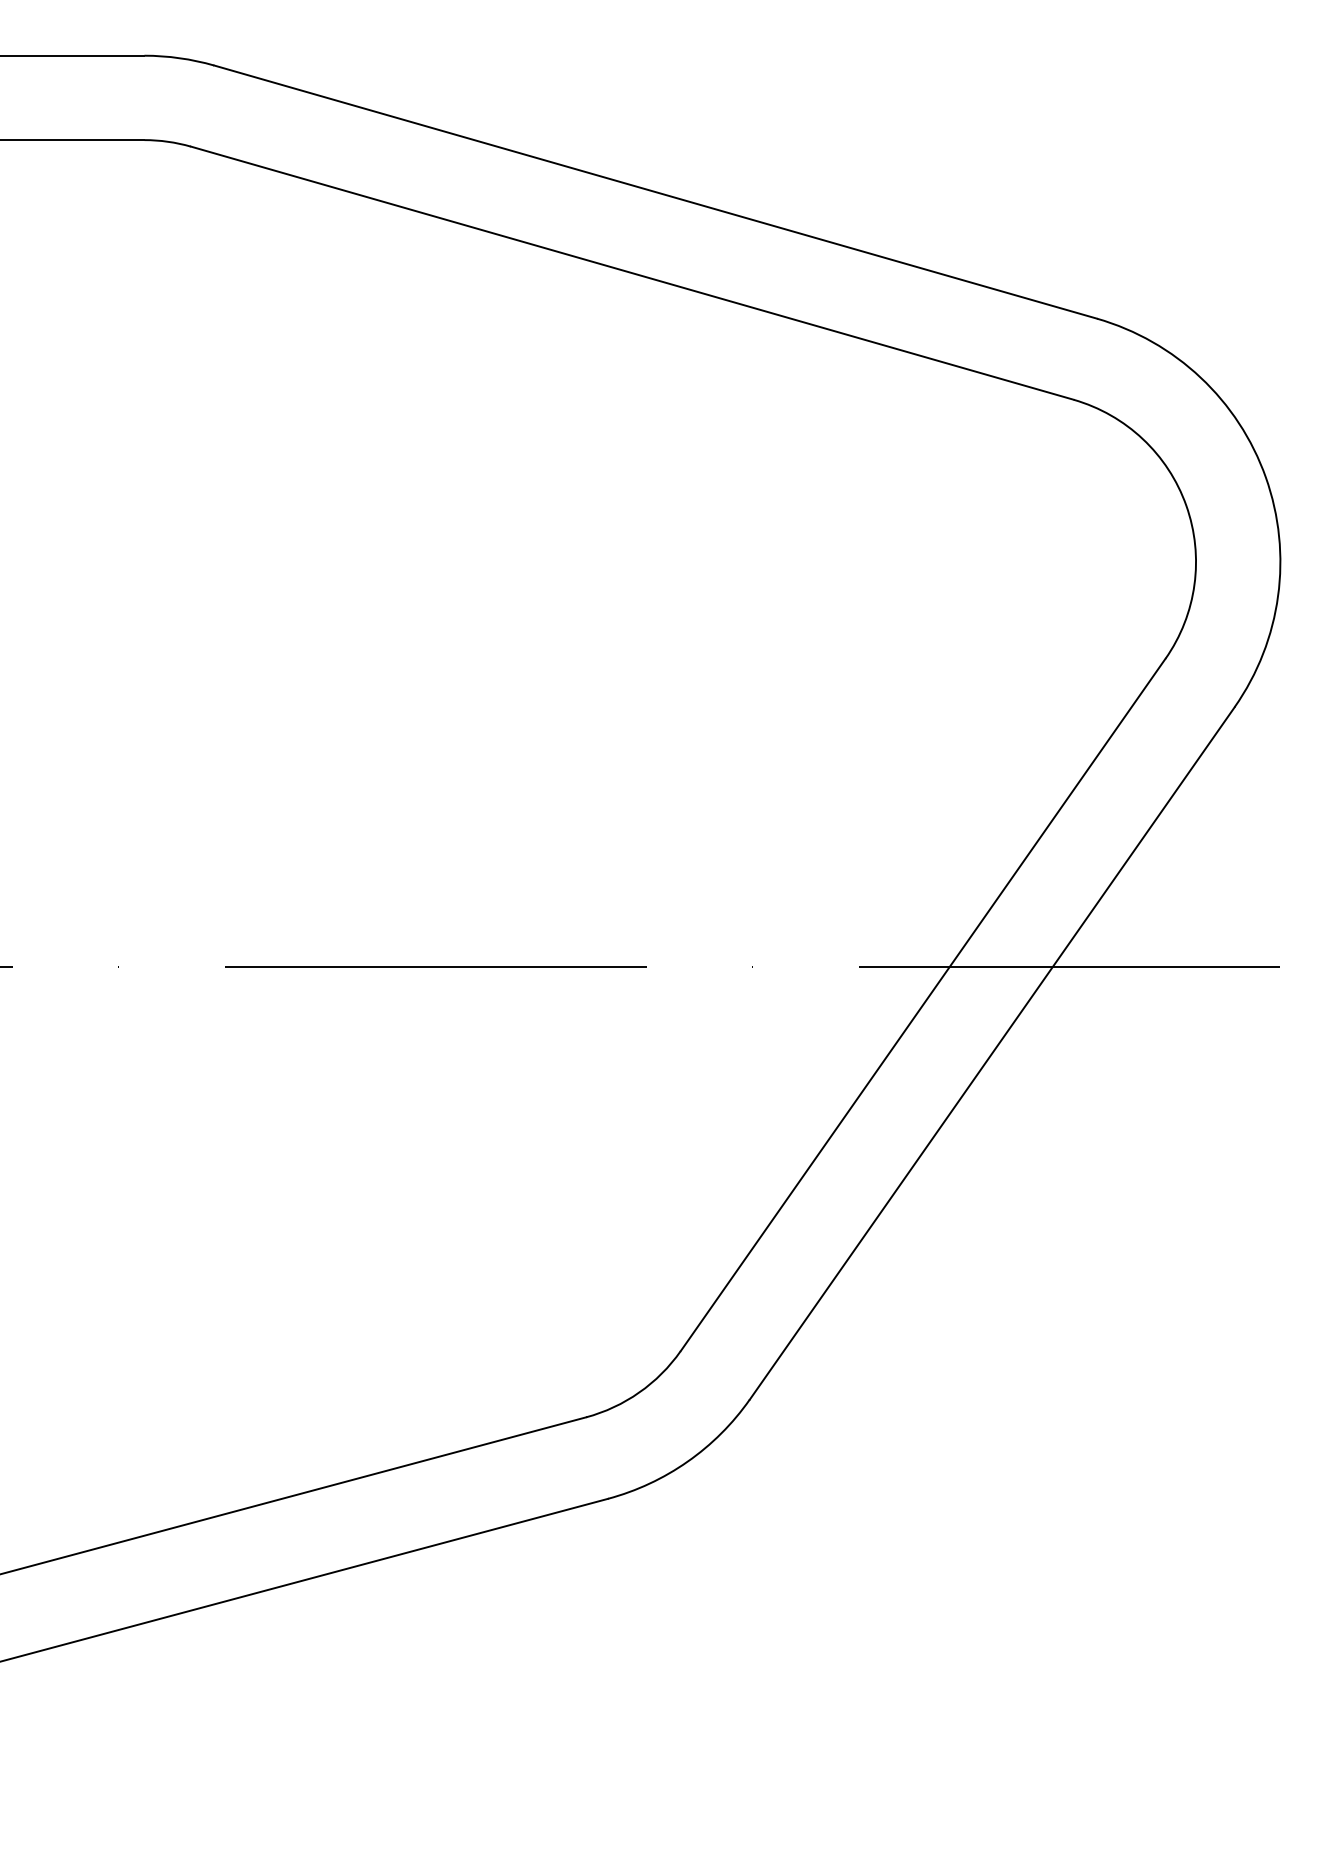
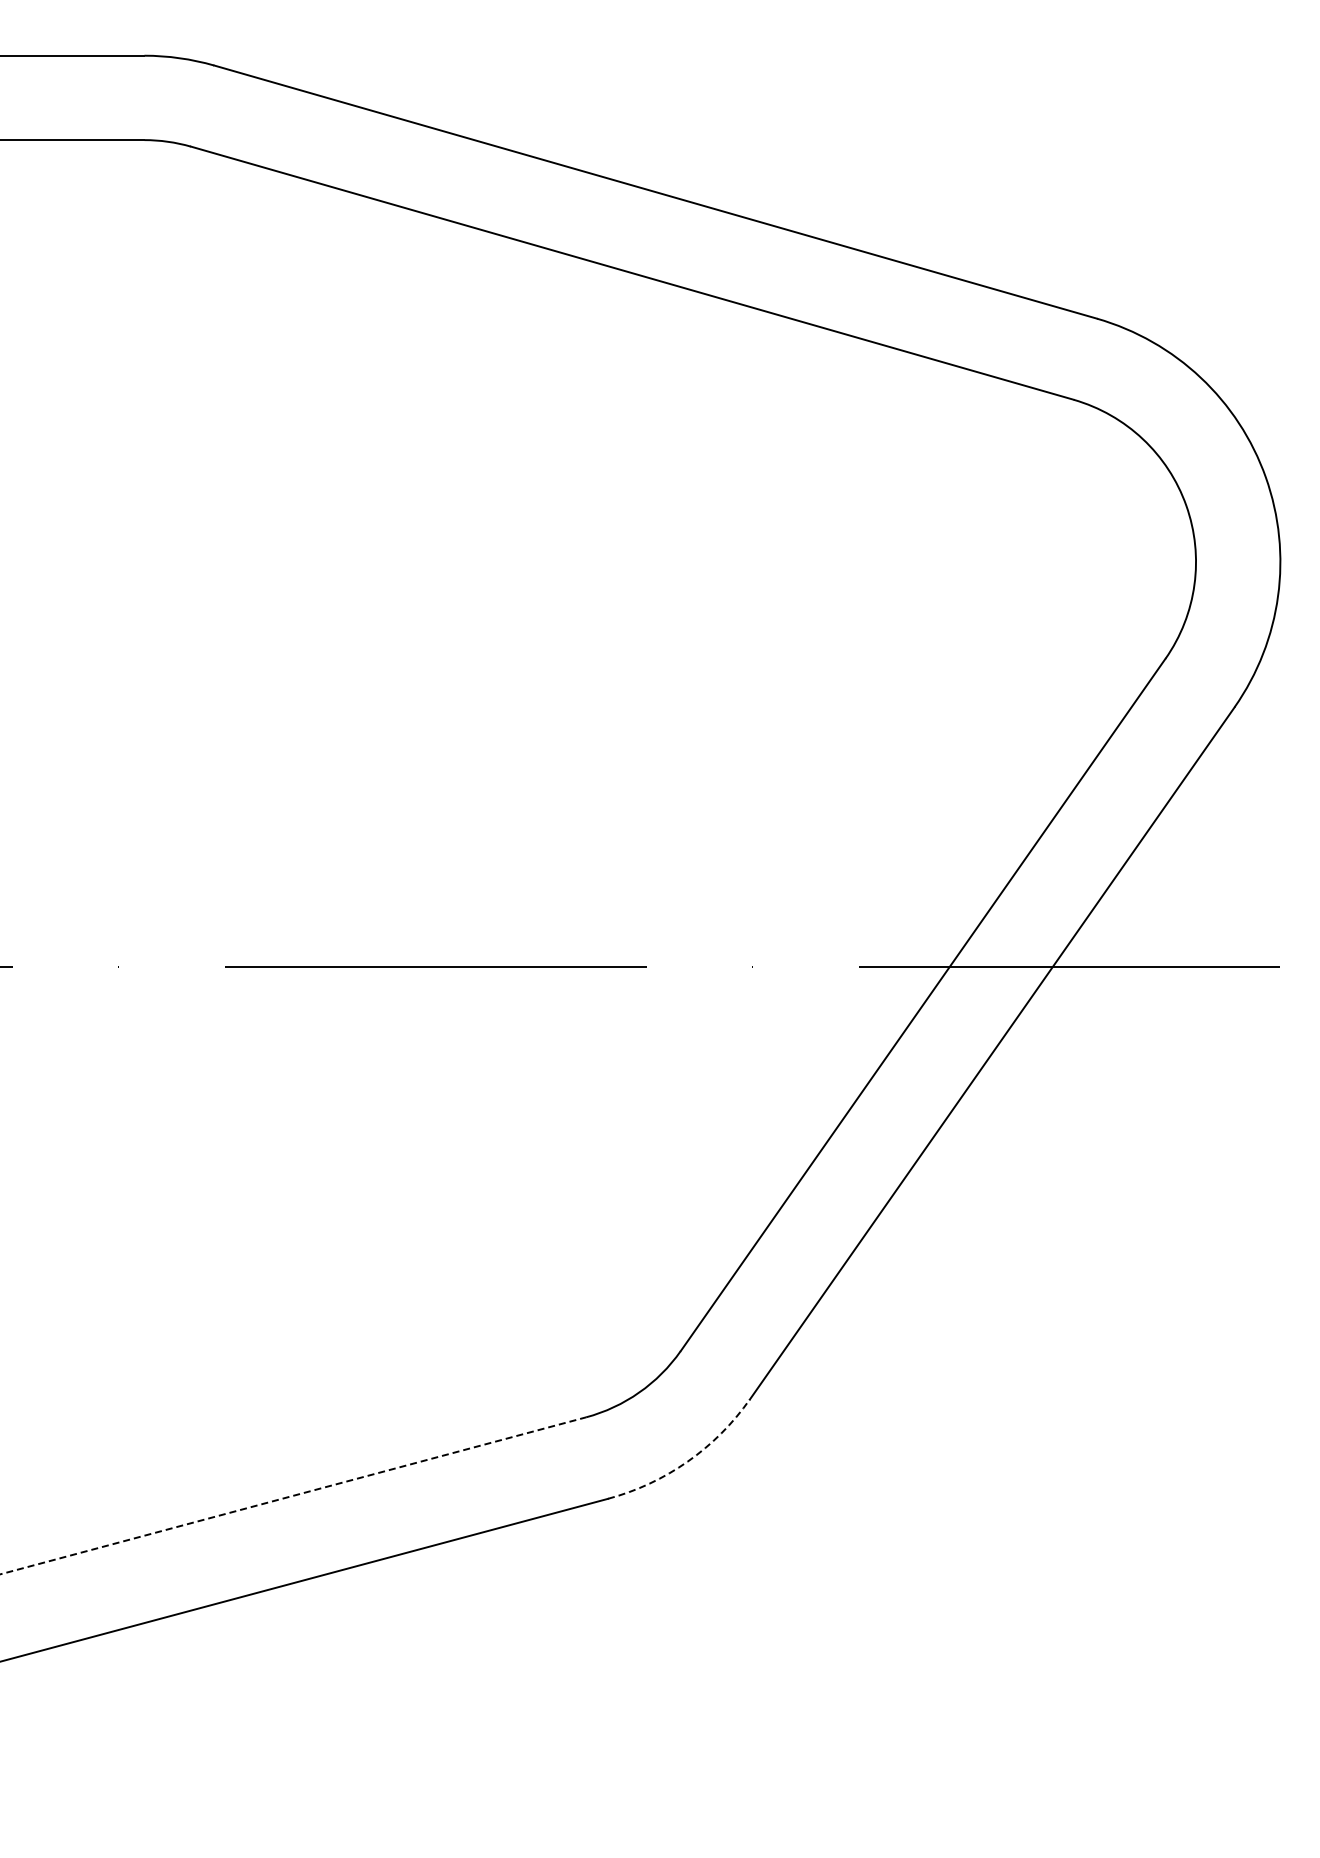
arc: solid -> dashed (687, 1461)
line: solid -> dashed (293, 1495)
